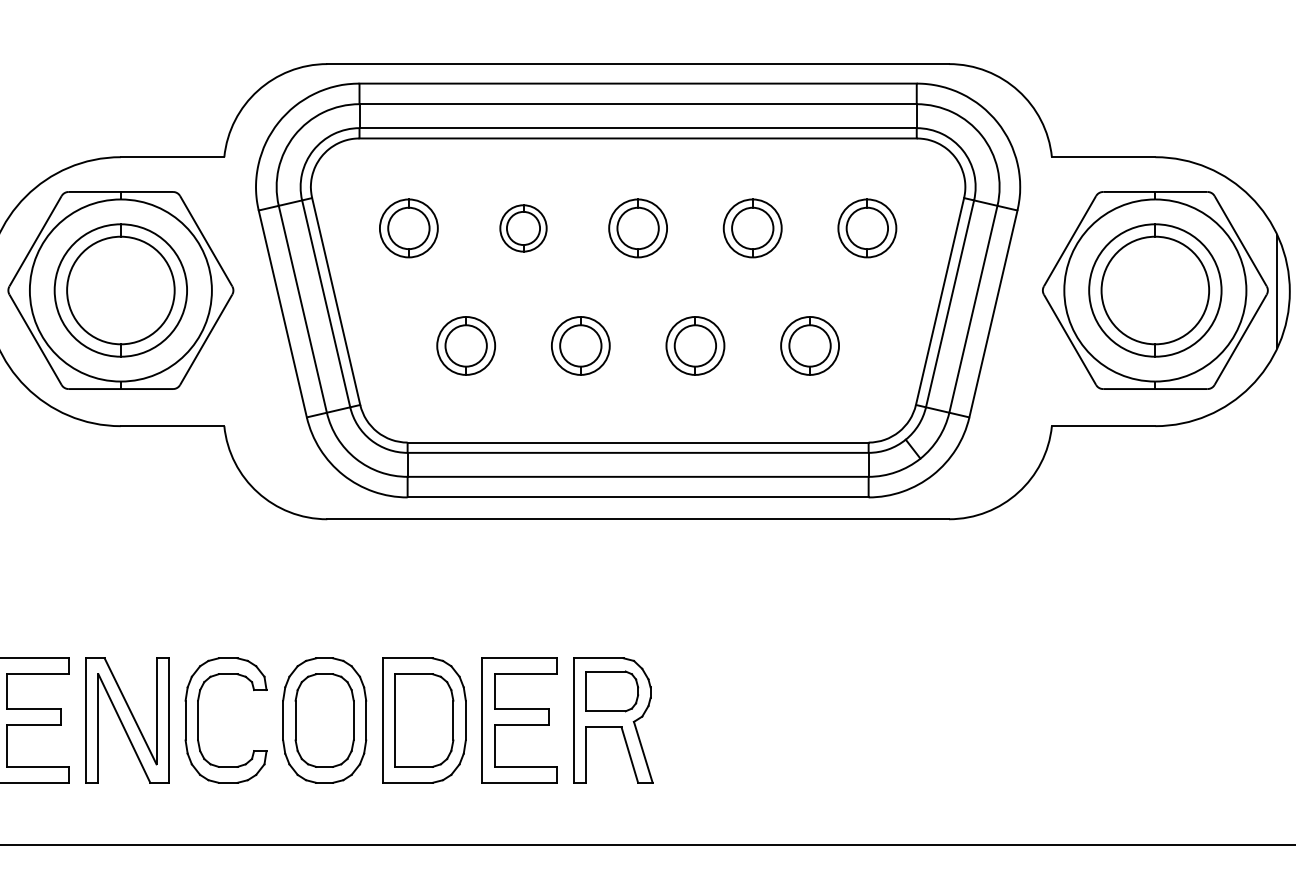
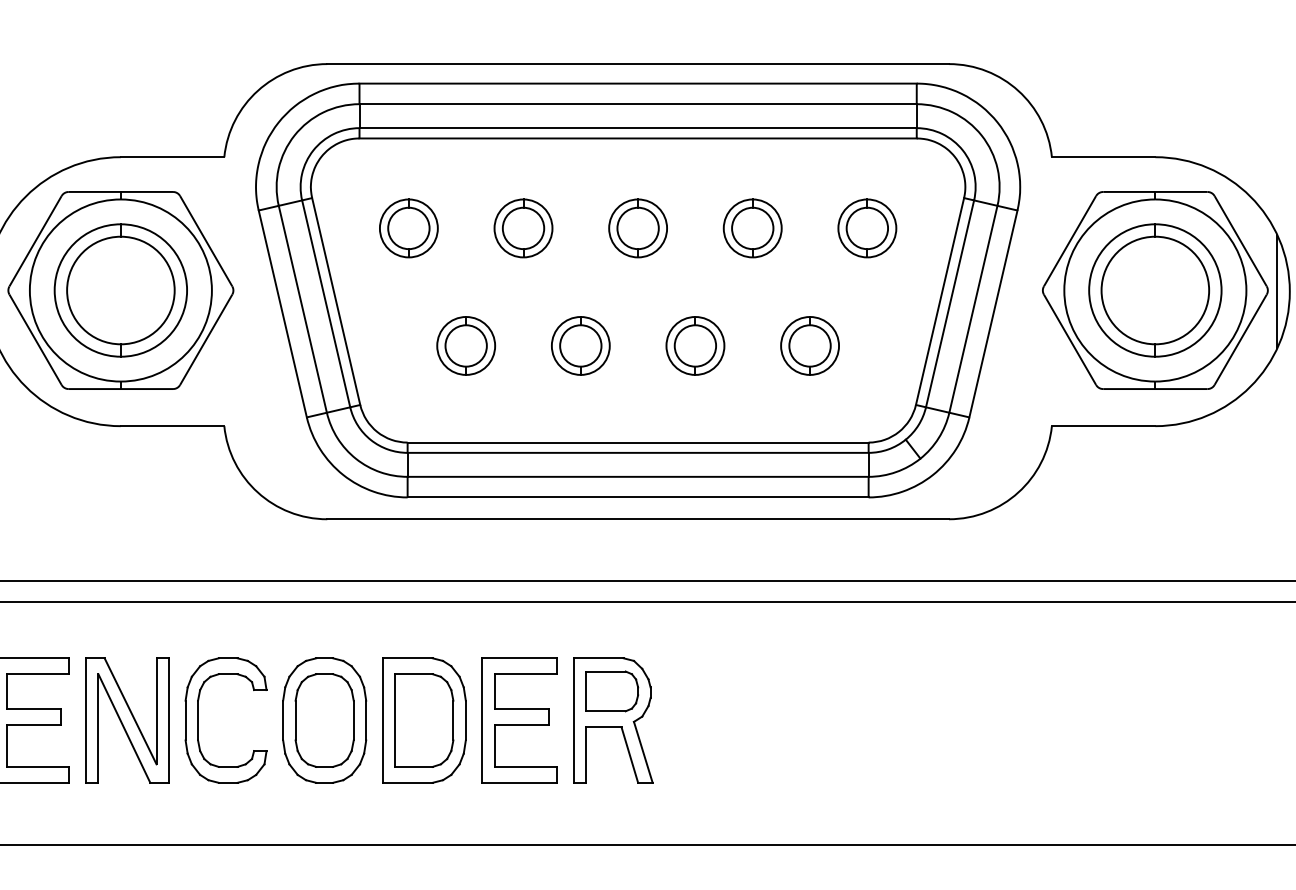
part size: 49x49 px -> 61x61 px (523, 228)
line: none -> present (647, 581)
line: none -> present (647, 602)
